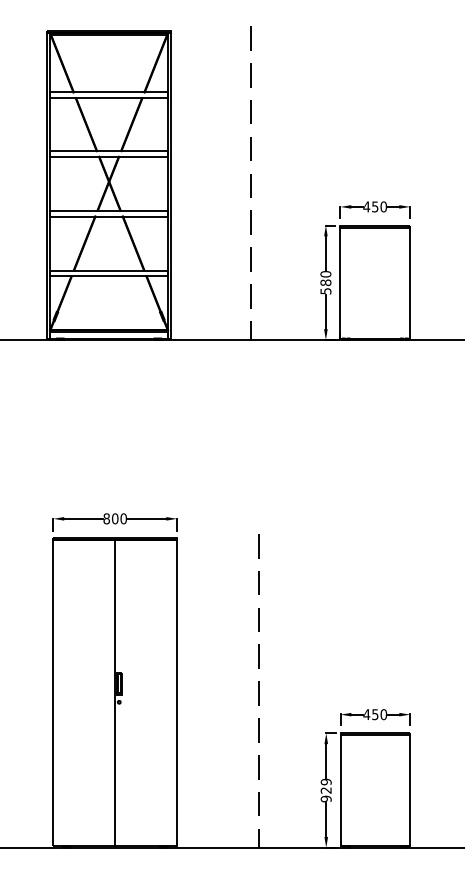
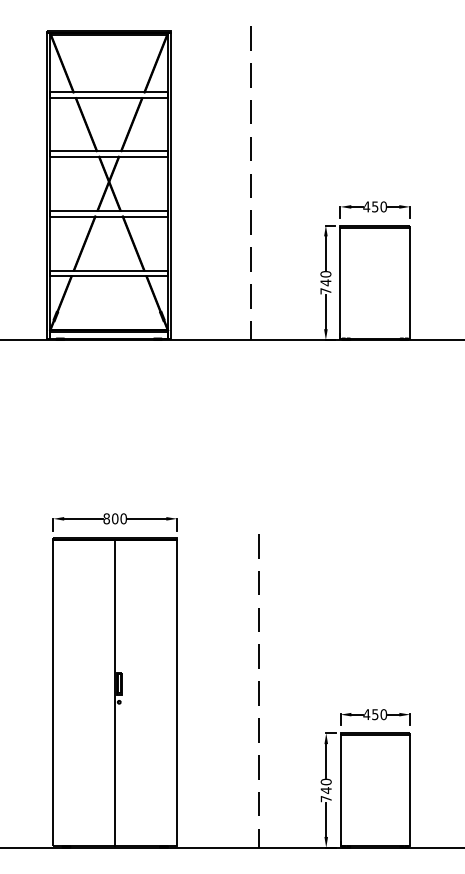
text: 580 -> 740 (325, 286)
text: 929 -> 740 (325, 790)
